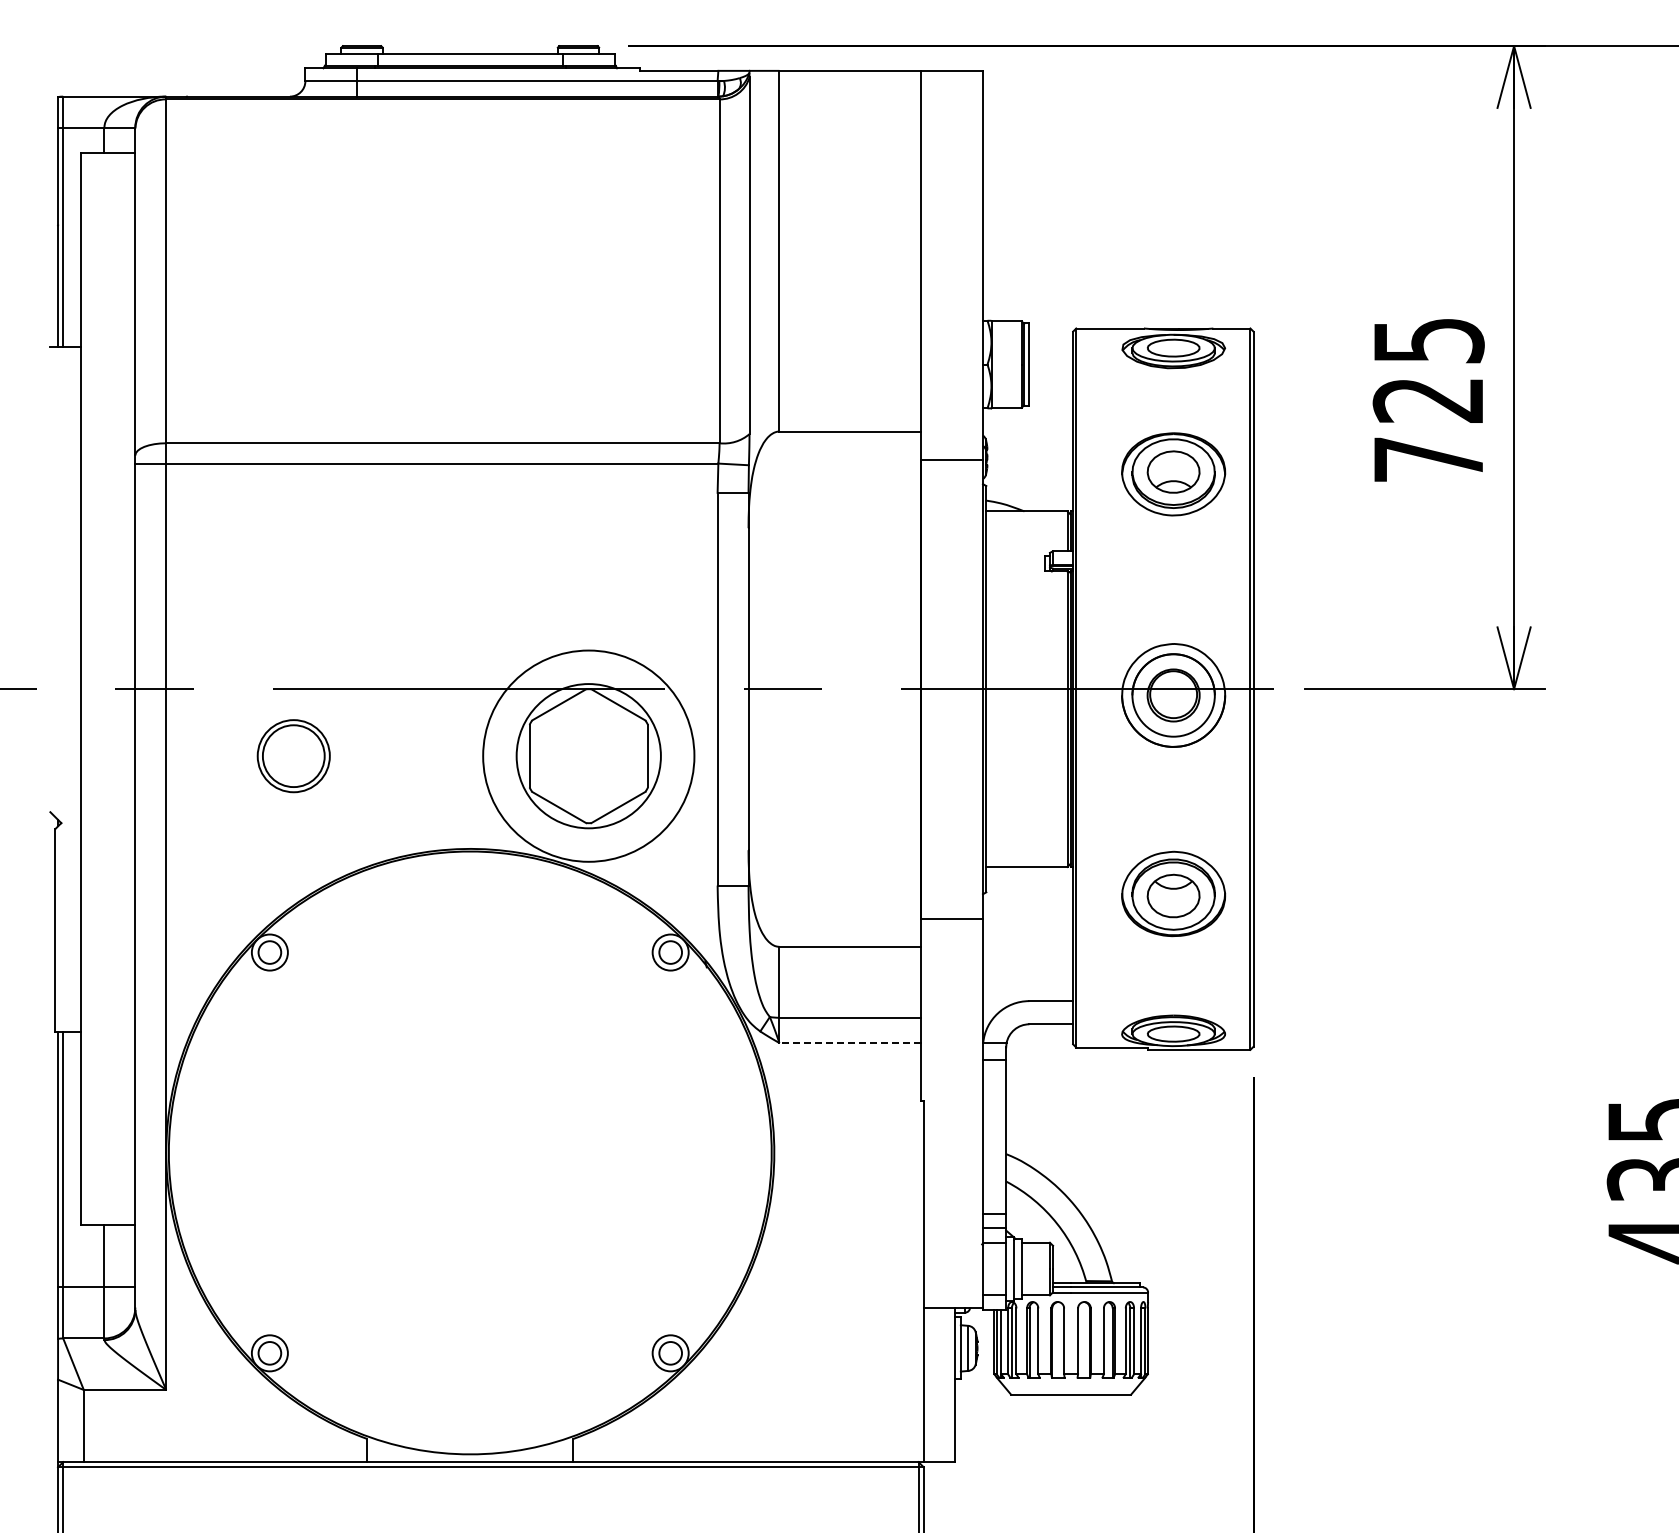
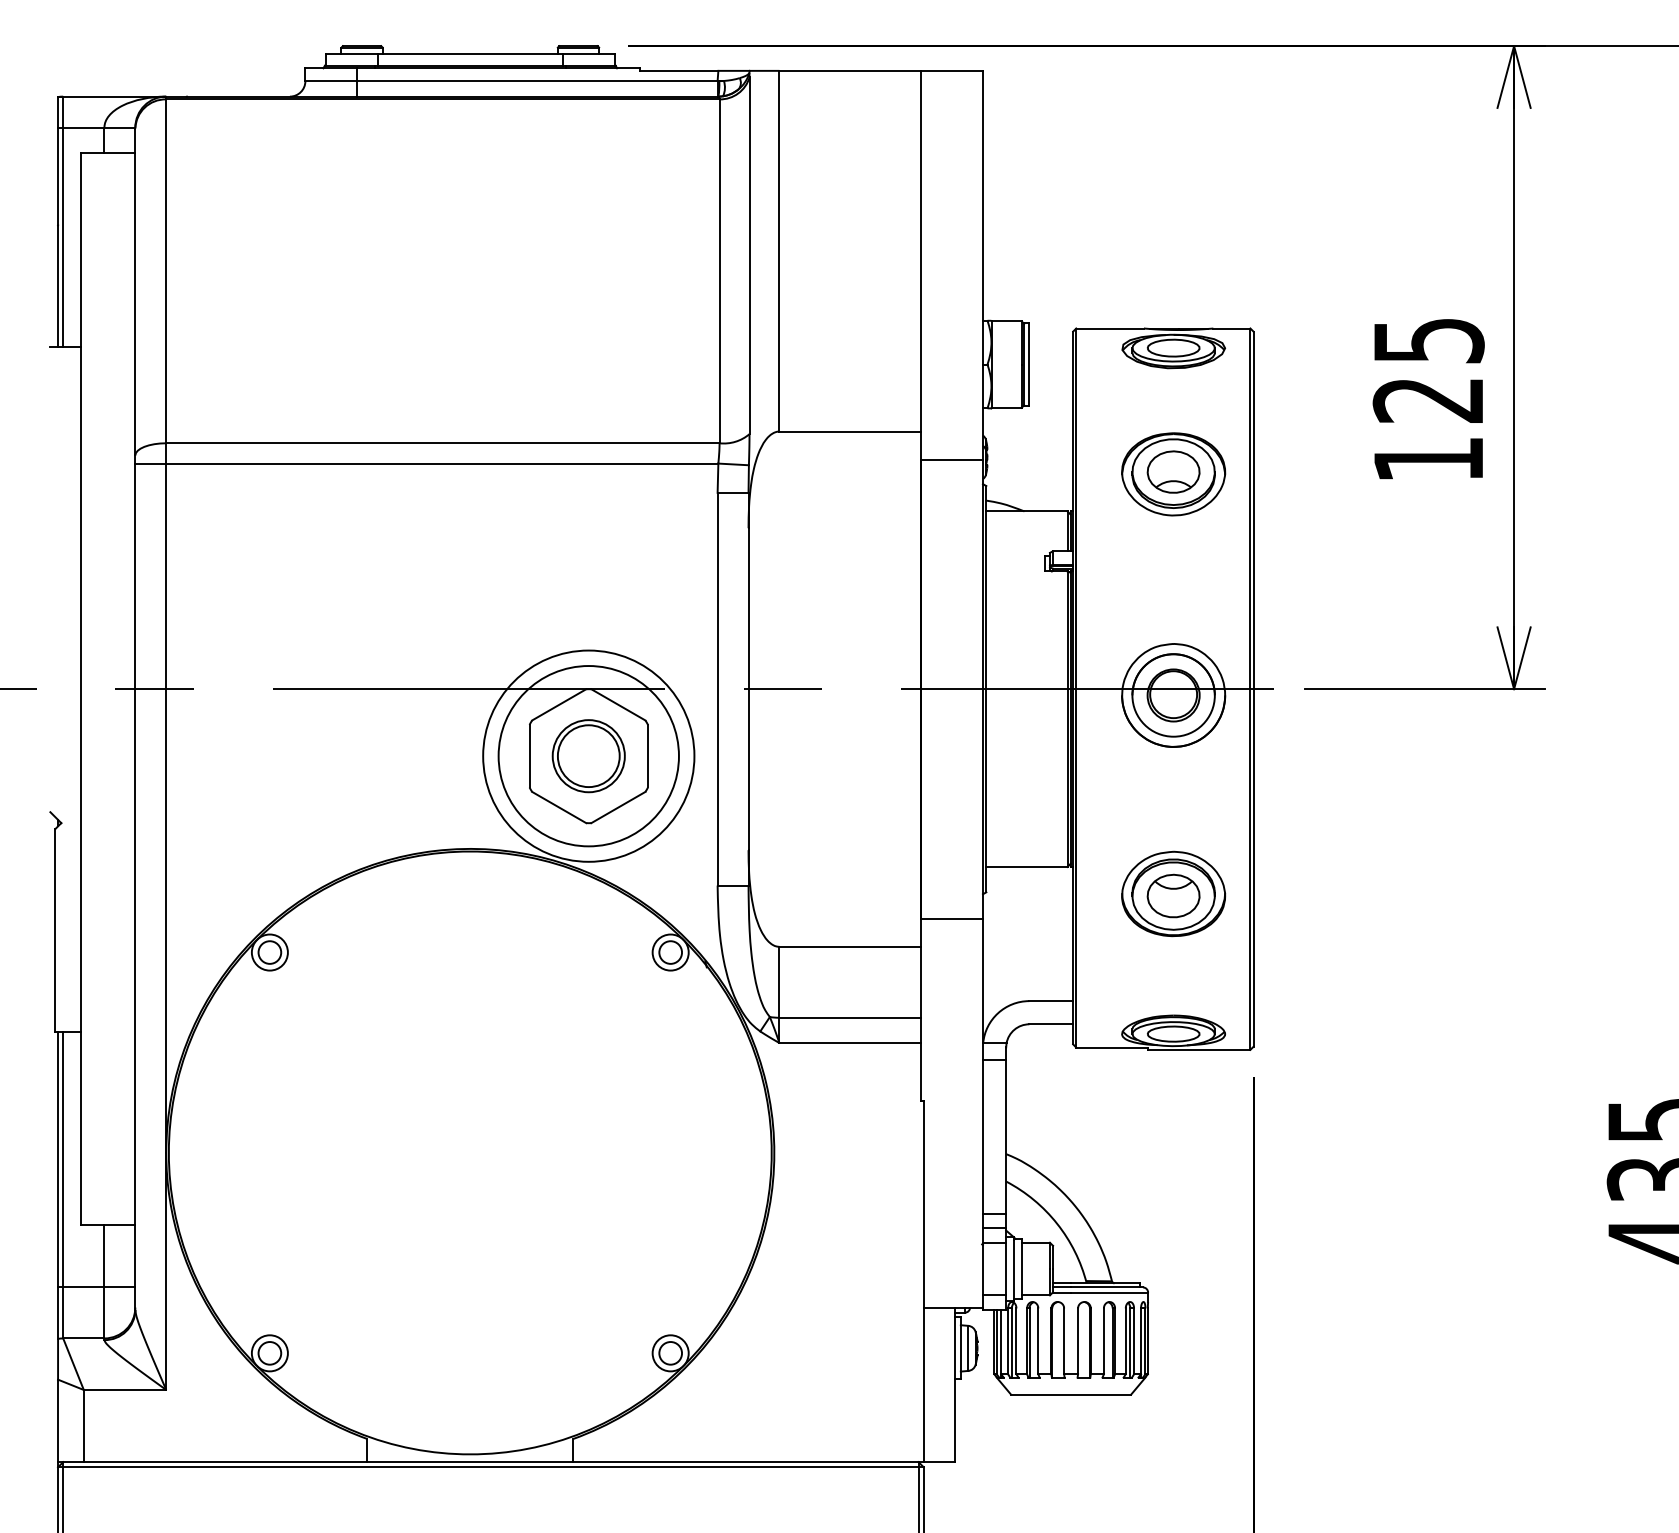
text: 725 -> 125 (1428, 459)
part position: (293, 756) -> (588, 756) (588, 756)
circle diameter: 144 px -> 180 px (588, 756)
line: dashed -> solid (850, 1043)
